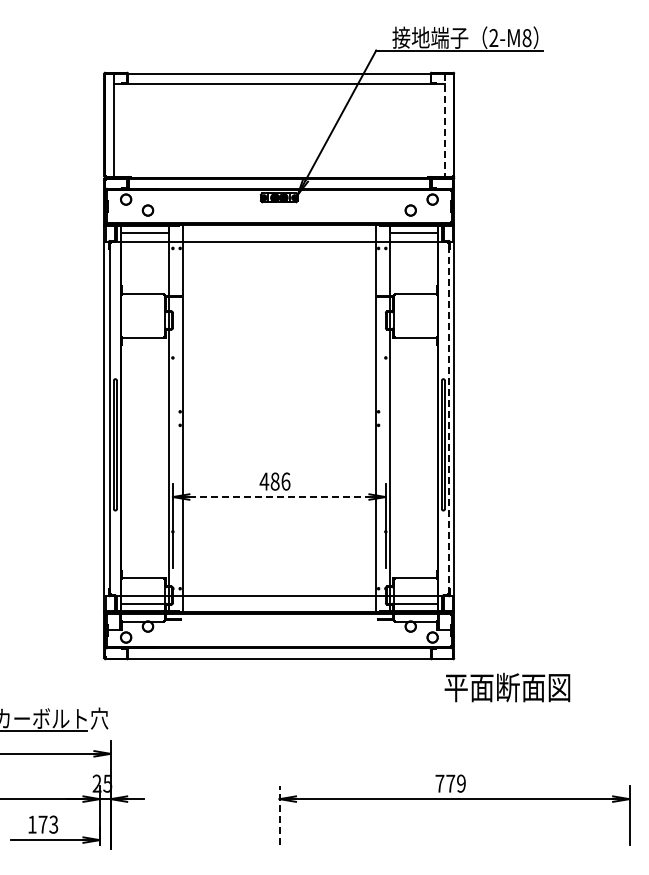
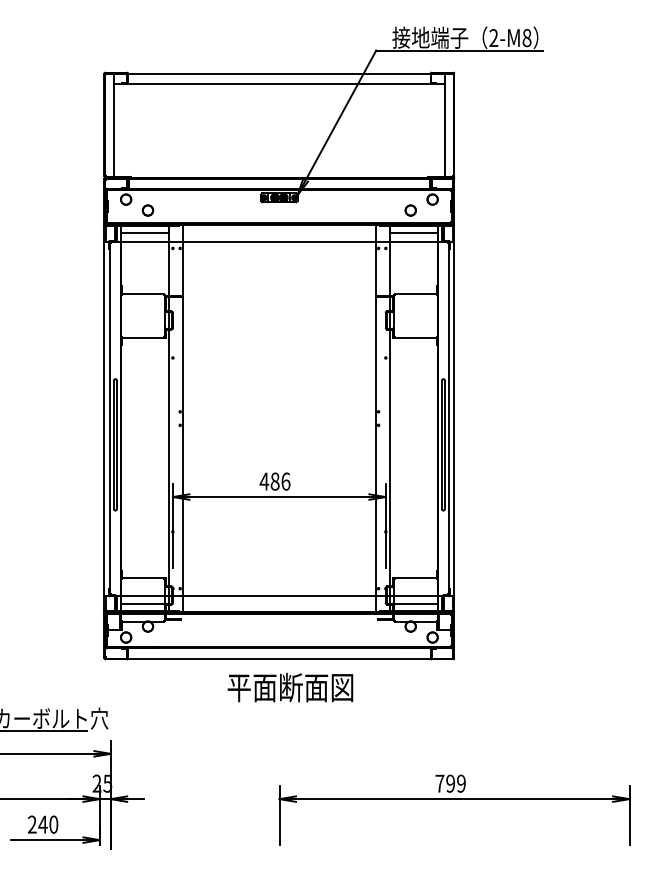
line: dashed -> solid (444, 126)
line: dashed -> solid (449, 418)
line: dashed -> solid (279, 497)
text position: (507, 687) -> (290, 687) (290, 687)
text: 779 -> 799 (450, 783)
line: dashed -> solid (279, 815)
text: 173 -> 240 (42, 824)
